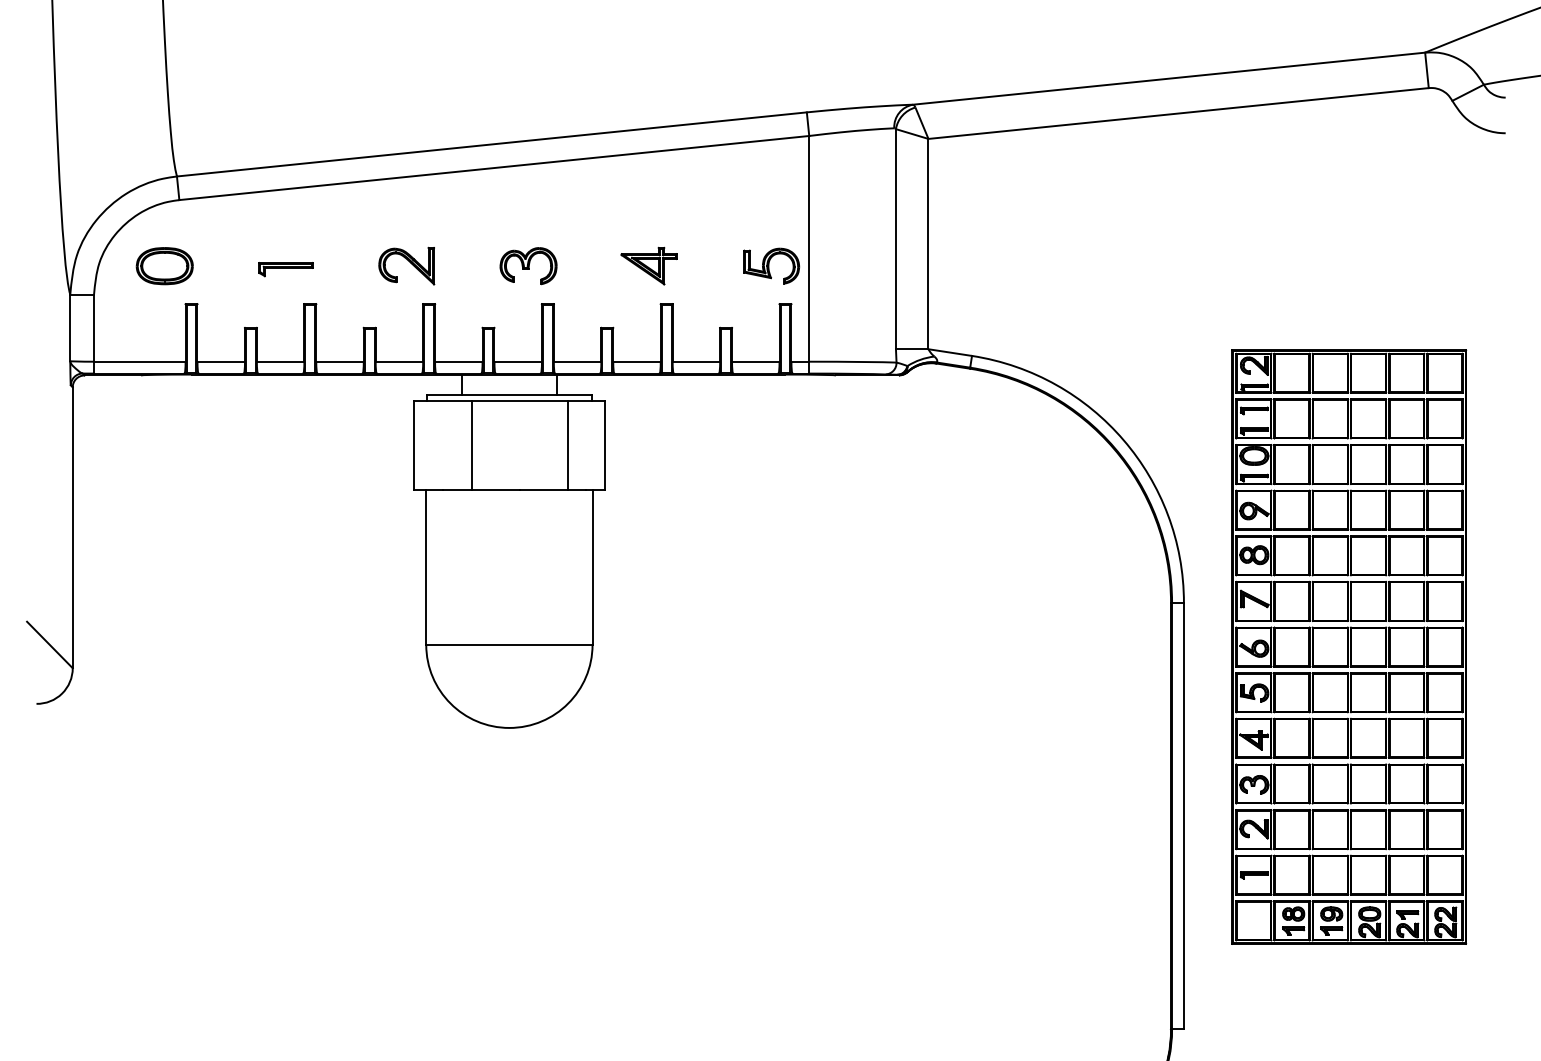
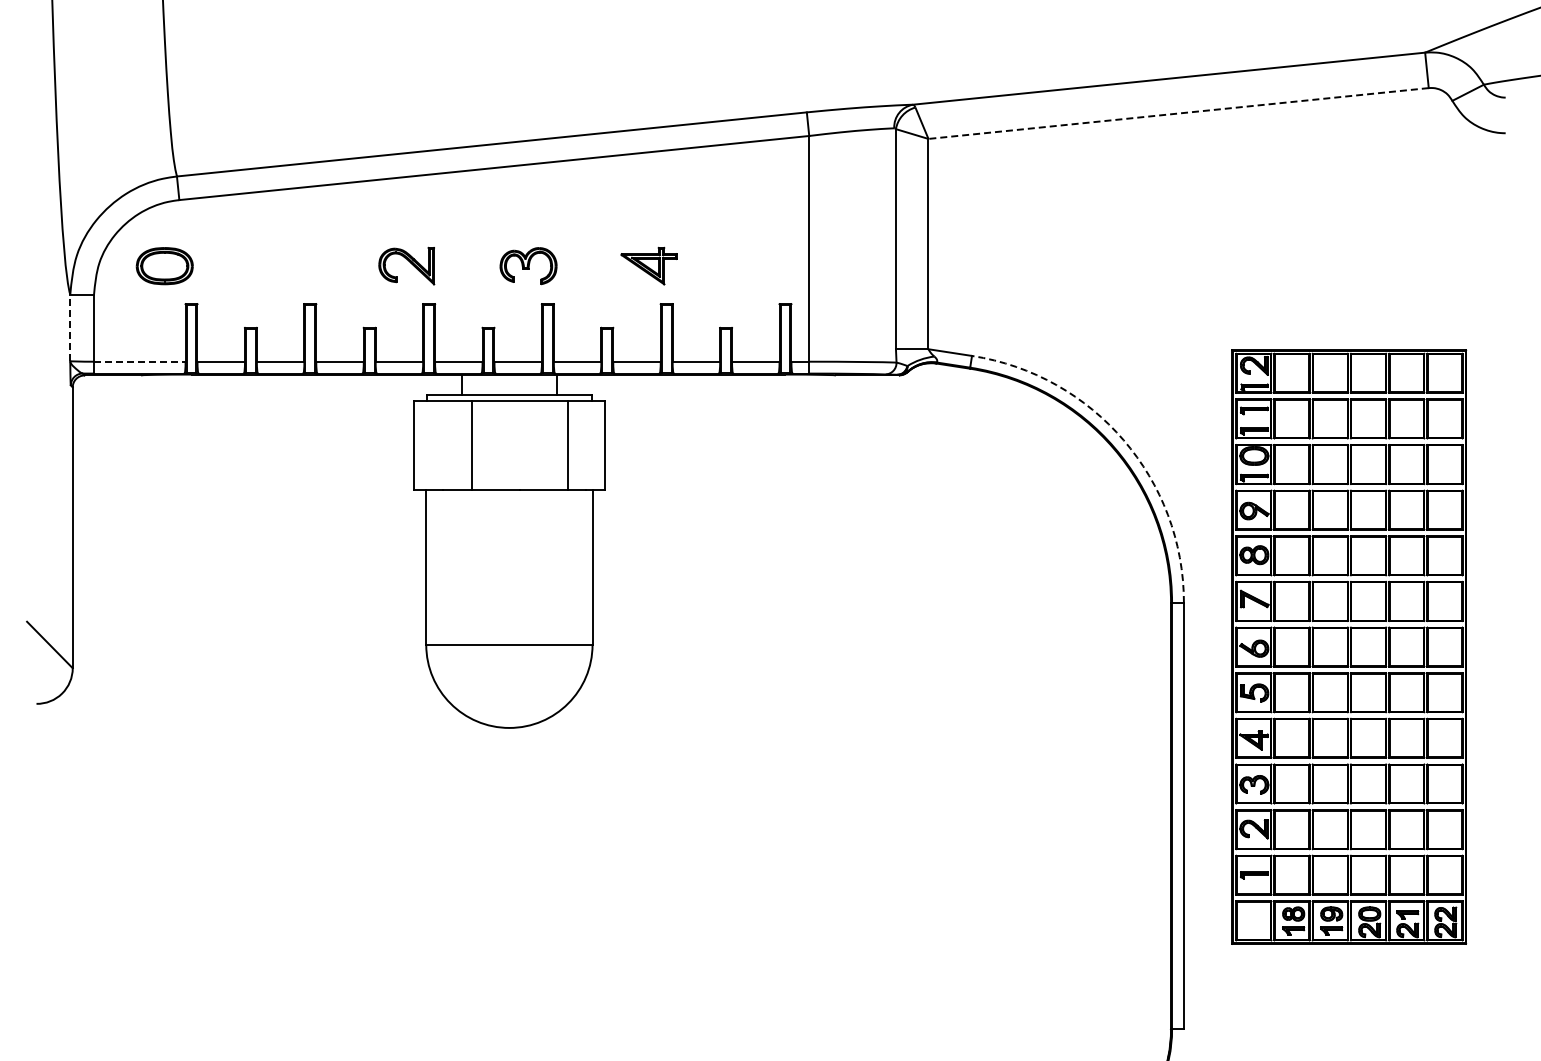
line: solid -> dashed (1178, 113)
part: present -> none (771, 265)
part: present -> none (285, 269)
line: solid -> dashed (70, 327)
line: solid -> dashed (139, 361)
arc: solid -> dashed (1123, 440)
